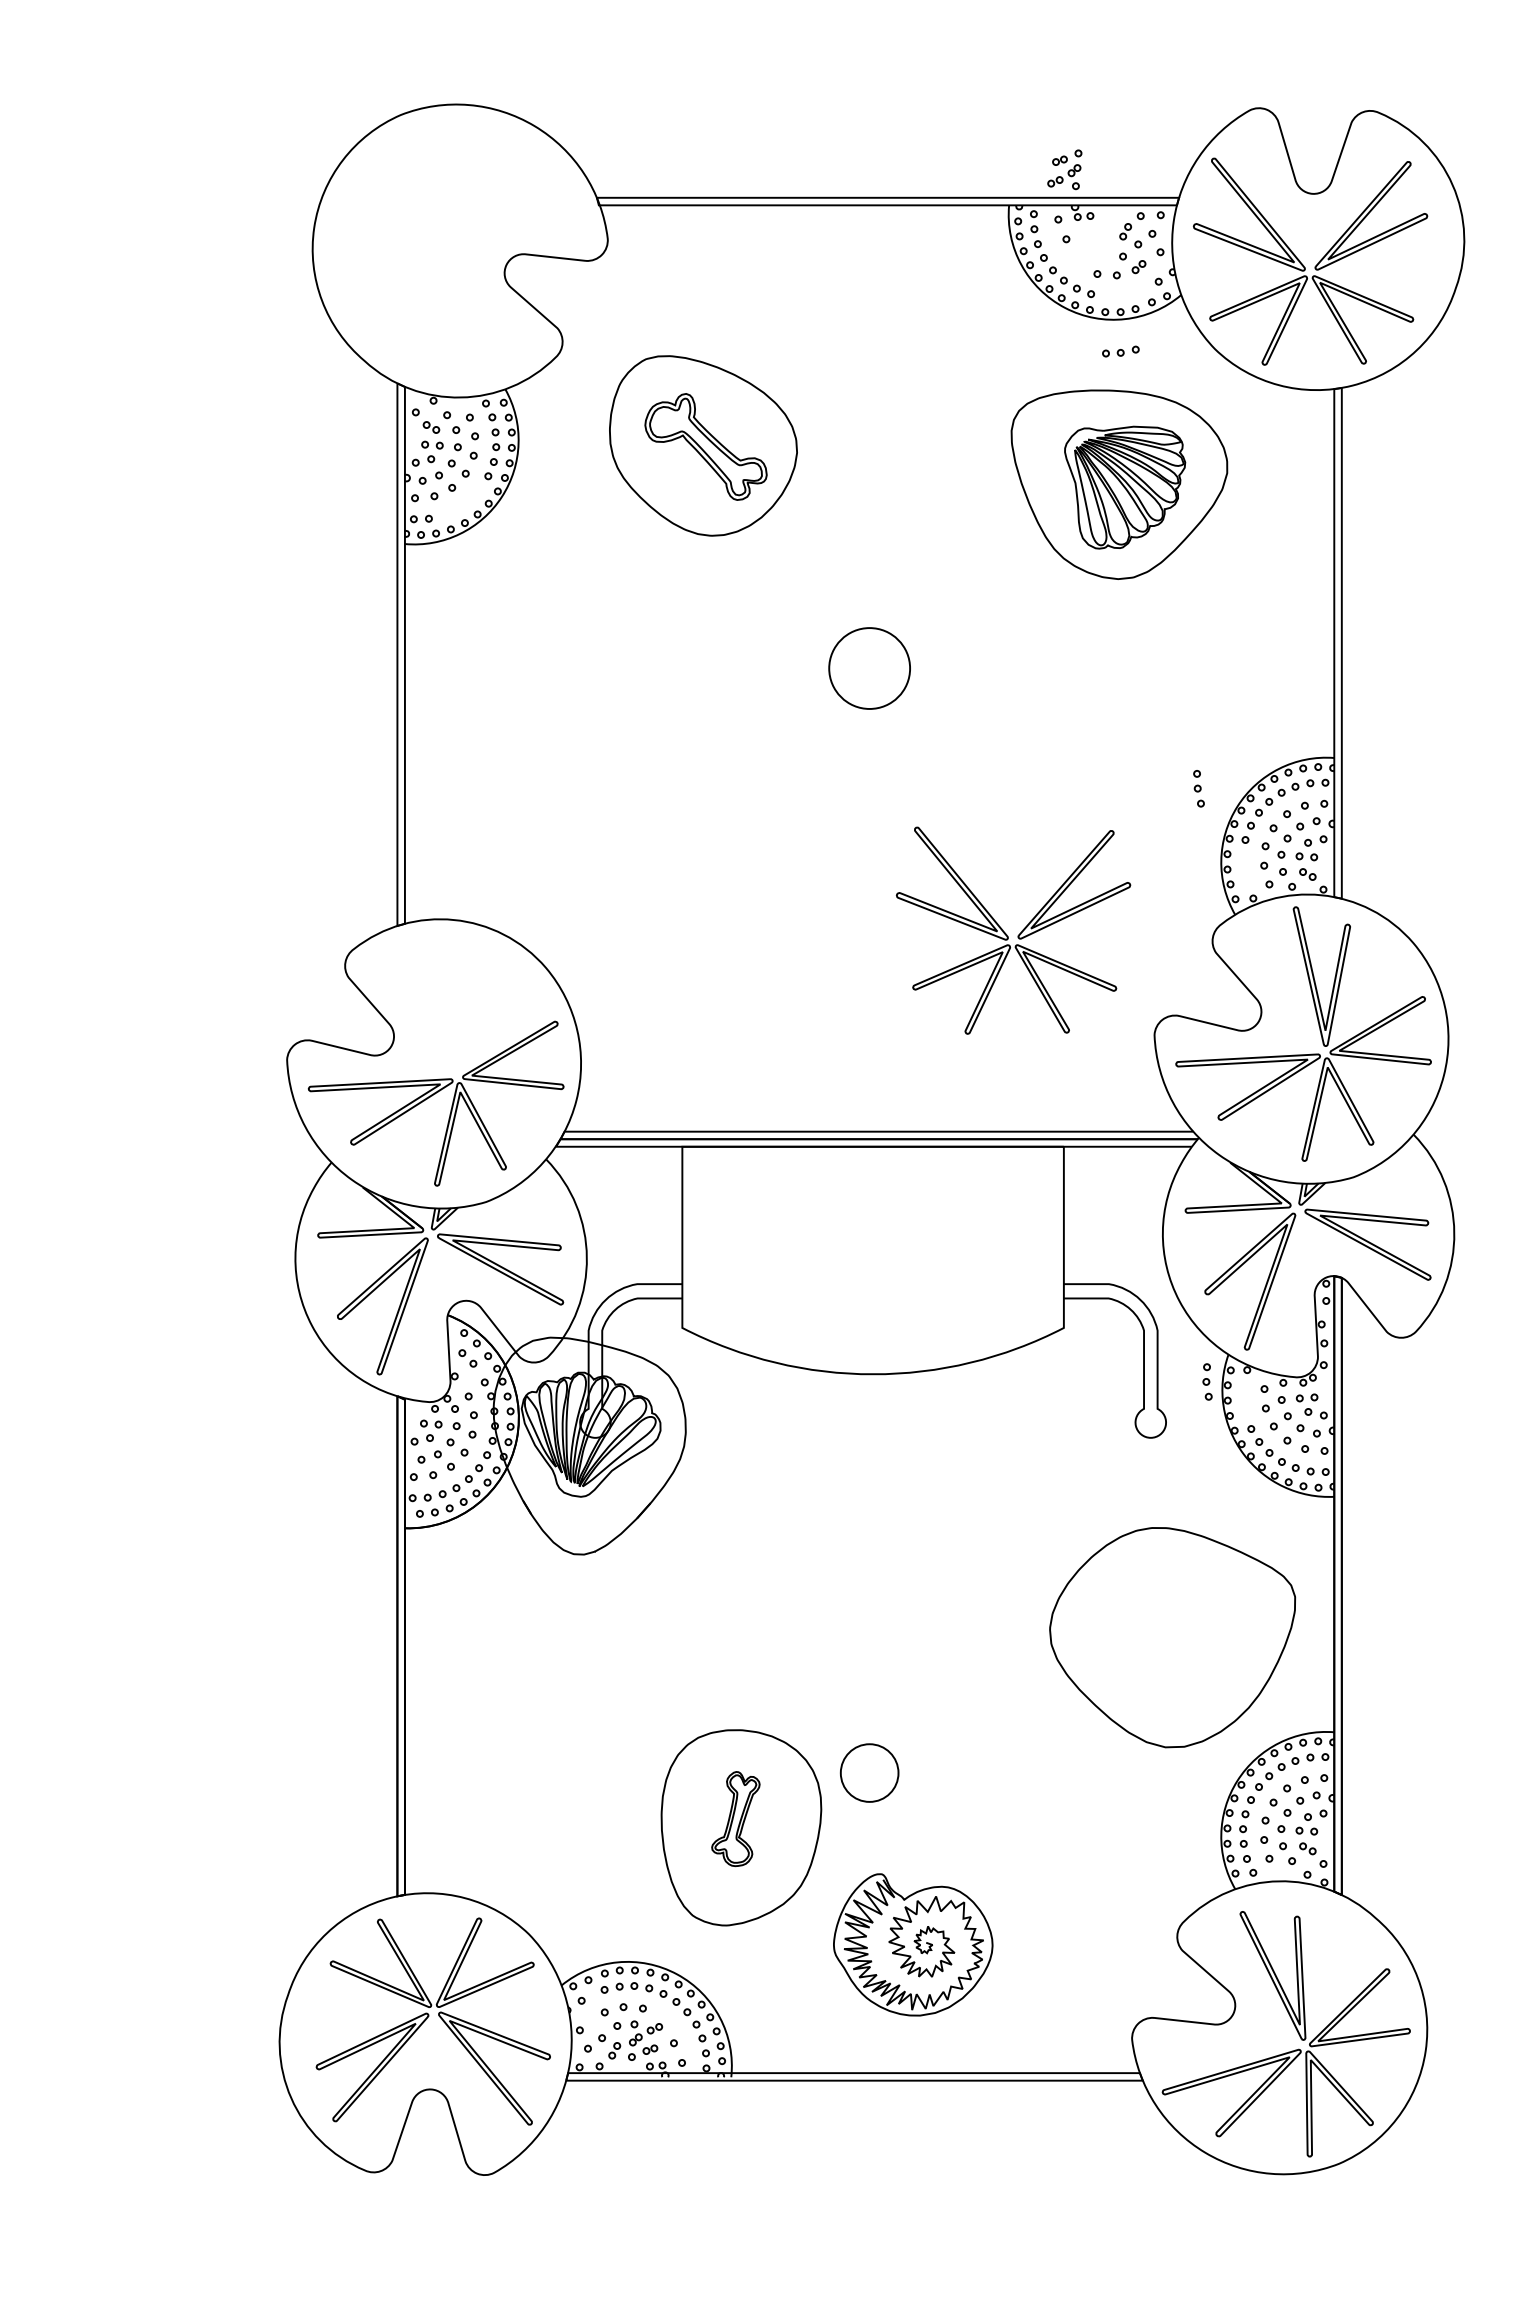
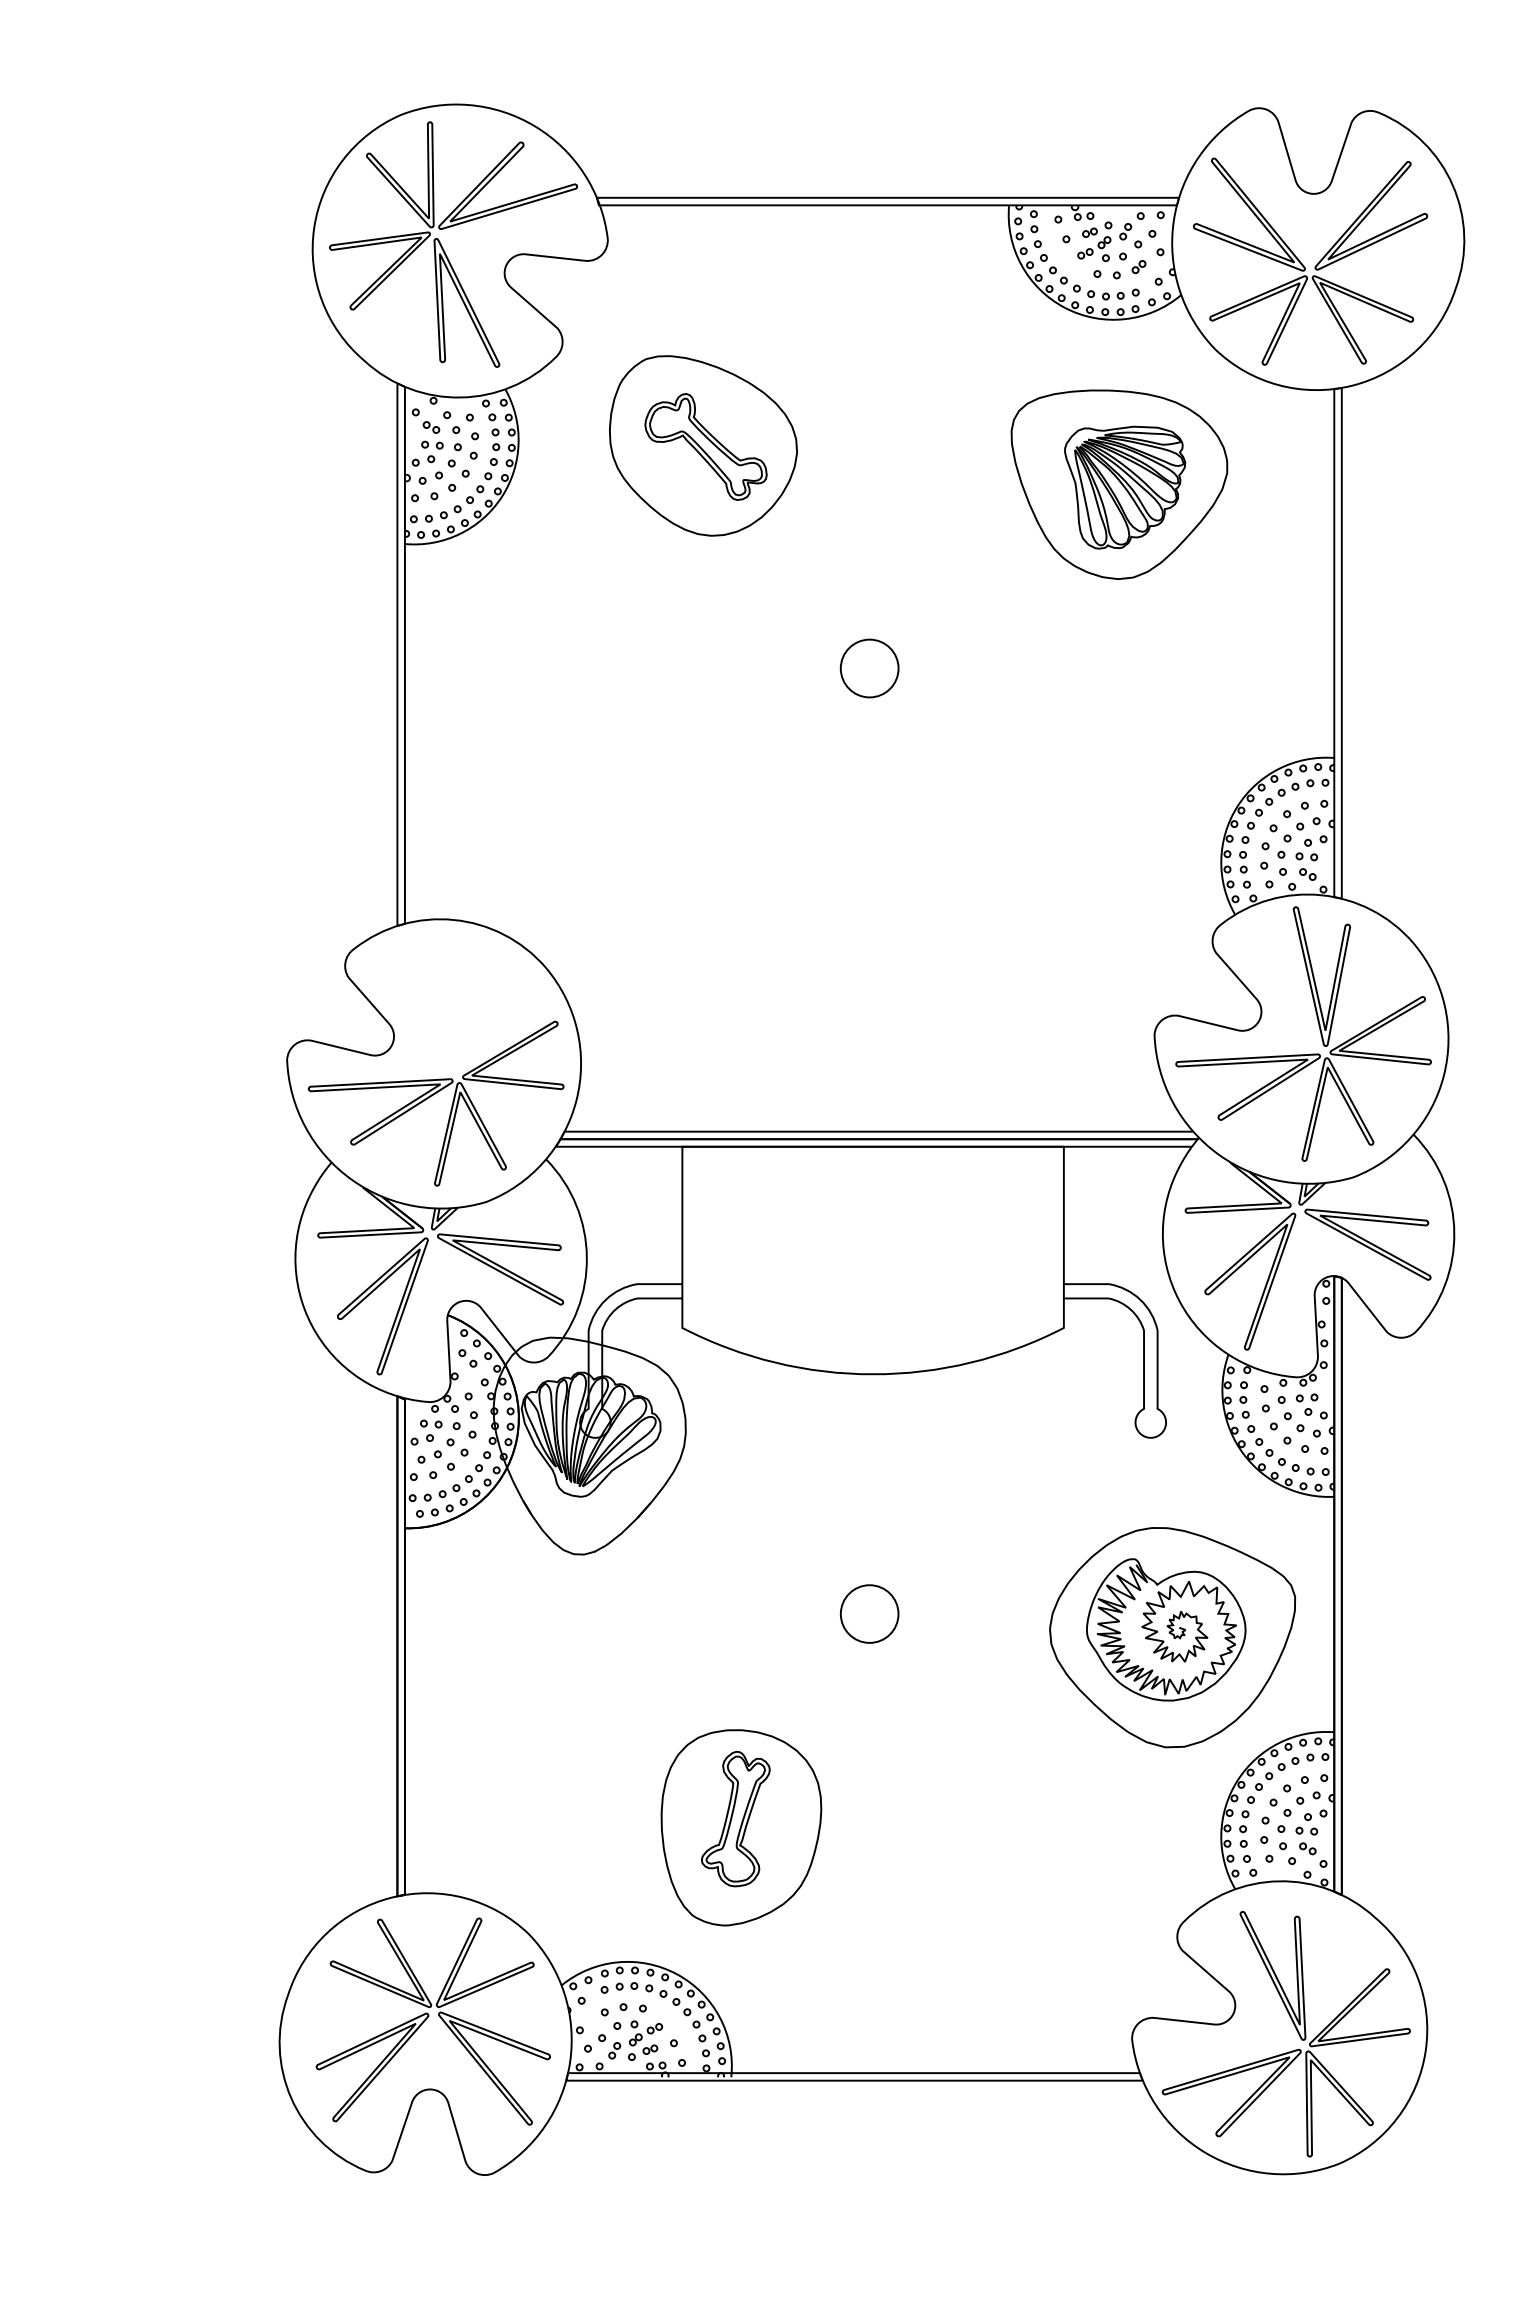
part position: (1064, 169) -> (1094, 241) (1094, 241)
part: none -> present (443, 248)
part position: (1120, 351) -> (1120, 294) (1120, 294)
part: none -> present (462, 502)
circle diameter: 81 px -> 58 px (869, 668)
part position: (1198, 788) -> (1244, 869) (1244, 869)
part: present -> none (1018, 934)
part position: (1207, 1381) -> (1244, 1399) (1244, 1399)
circle position: (869, 1772) -> (869, 1613) (869, 1613)
part size: 50x97 px -> 70x138 px (735, 1818)
part position: (913, 1944) -> (1166, 1629) (1166, 1629)
